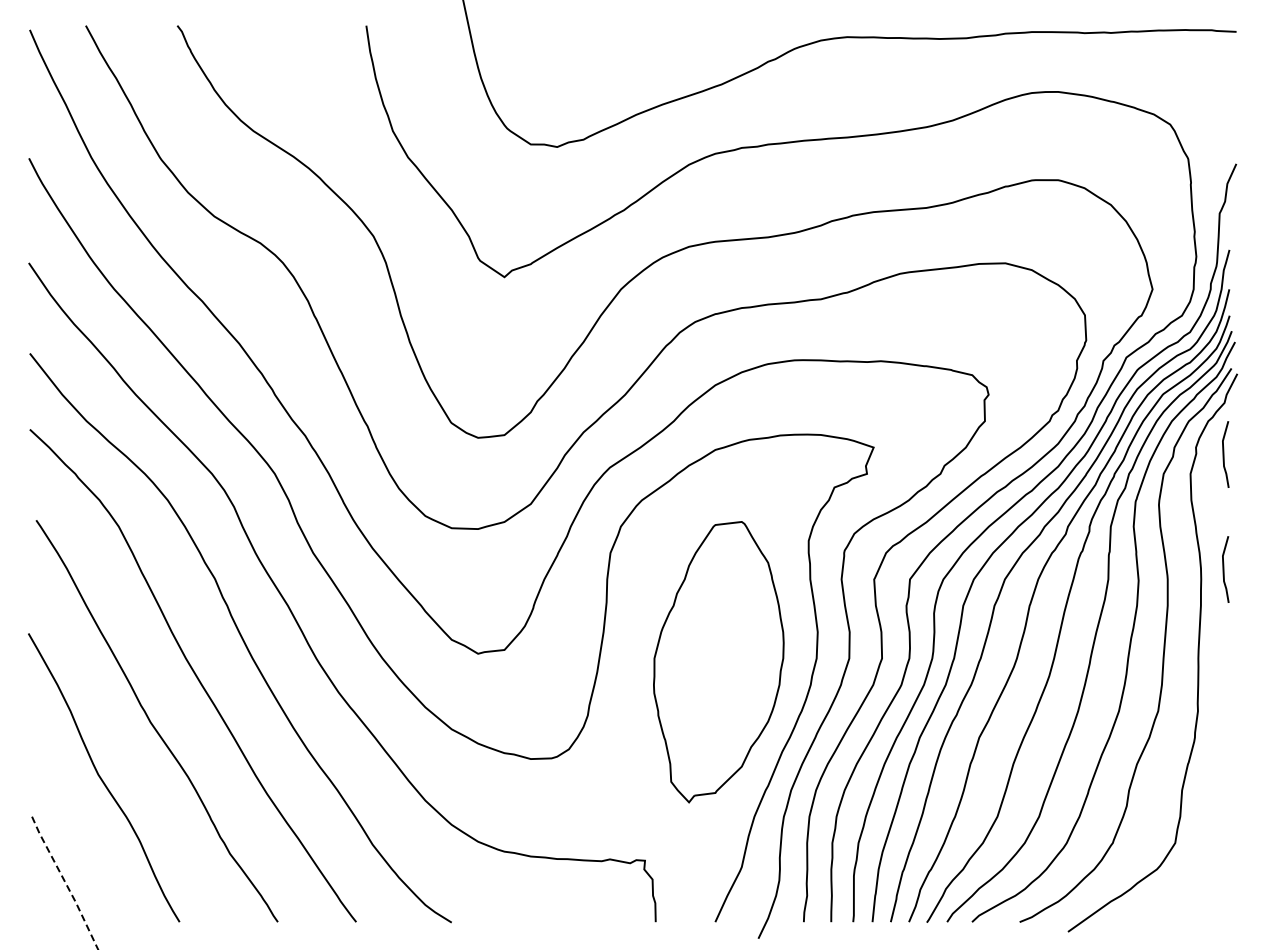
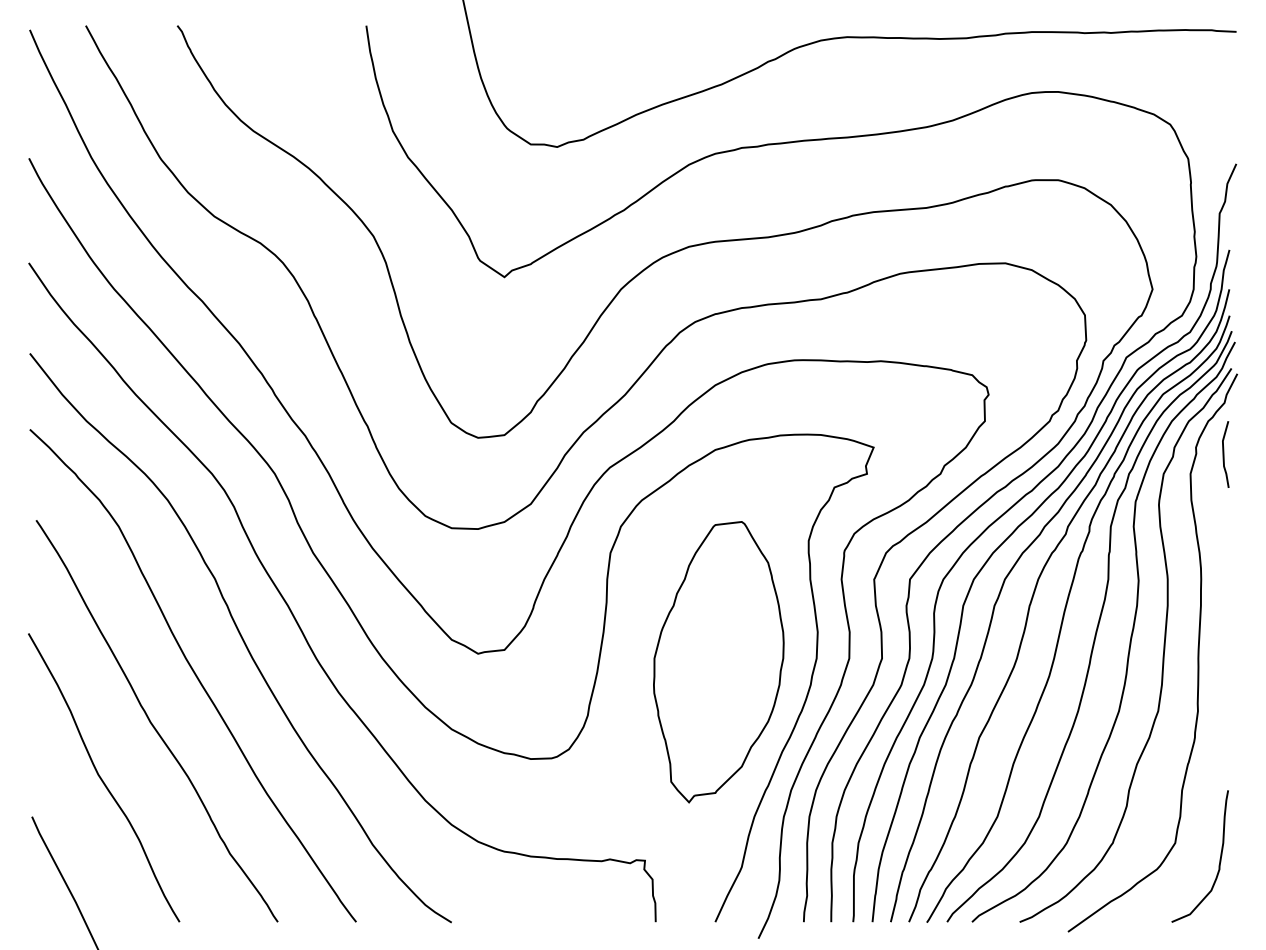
line: present -> none (1224, 569)
curve: none -> present (1219, 858)
line: dashed -> solid (65, 883)
